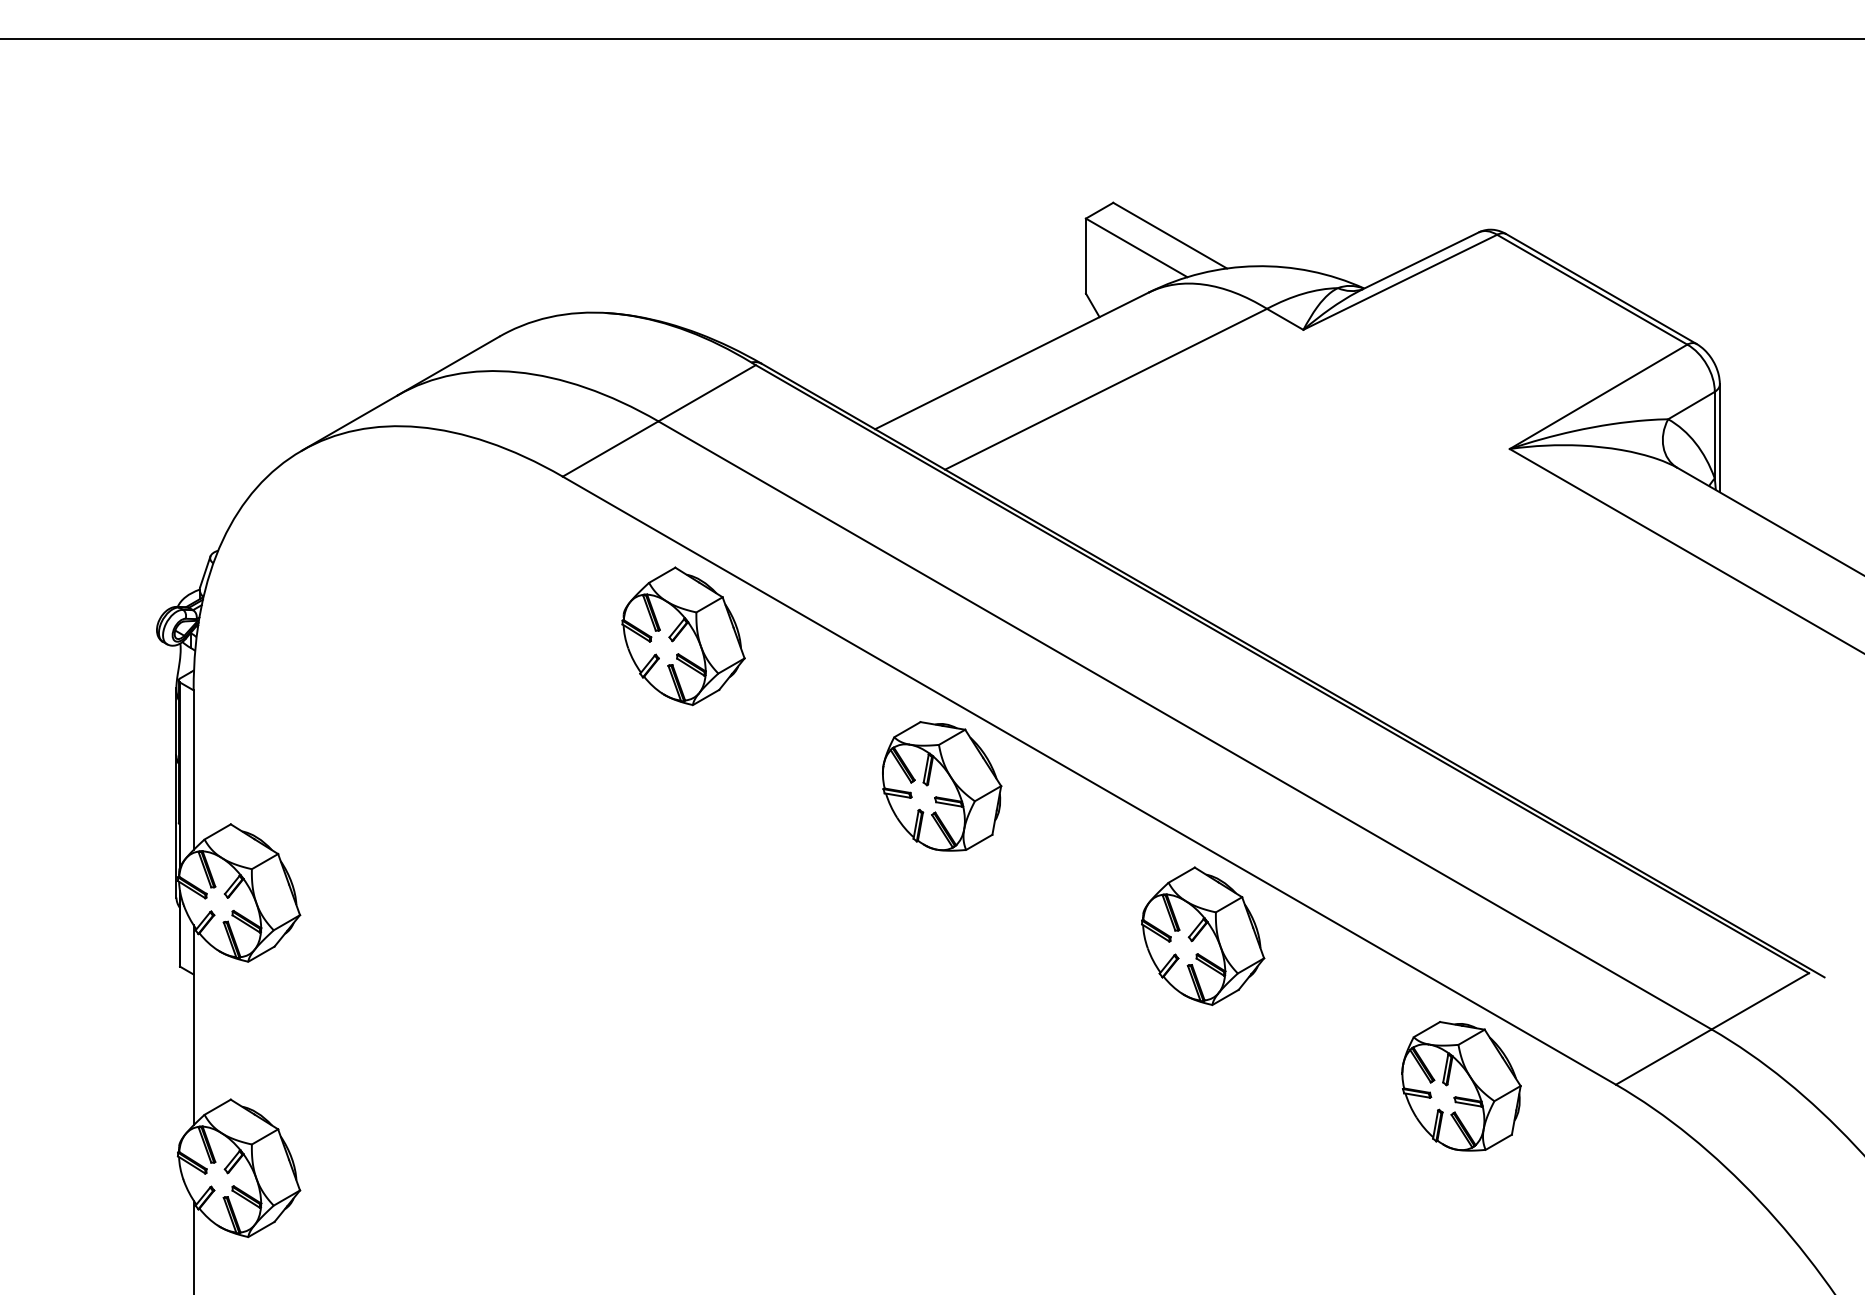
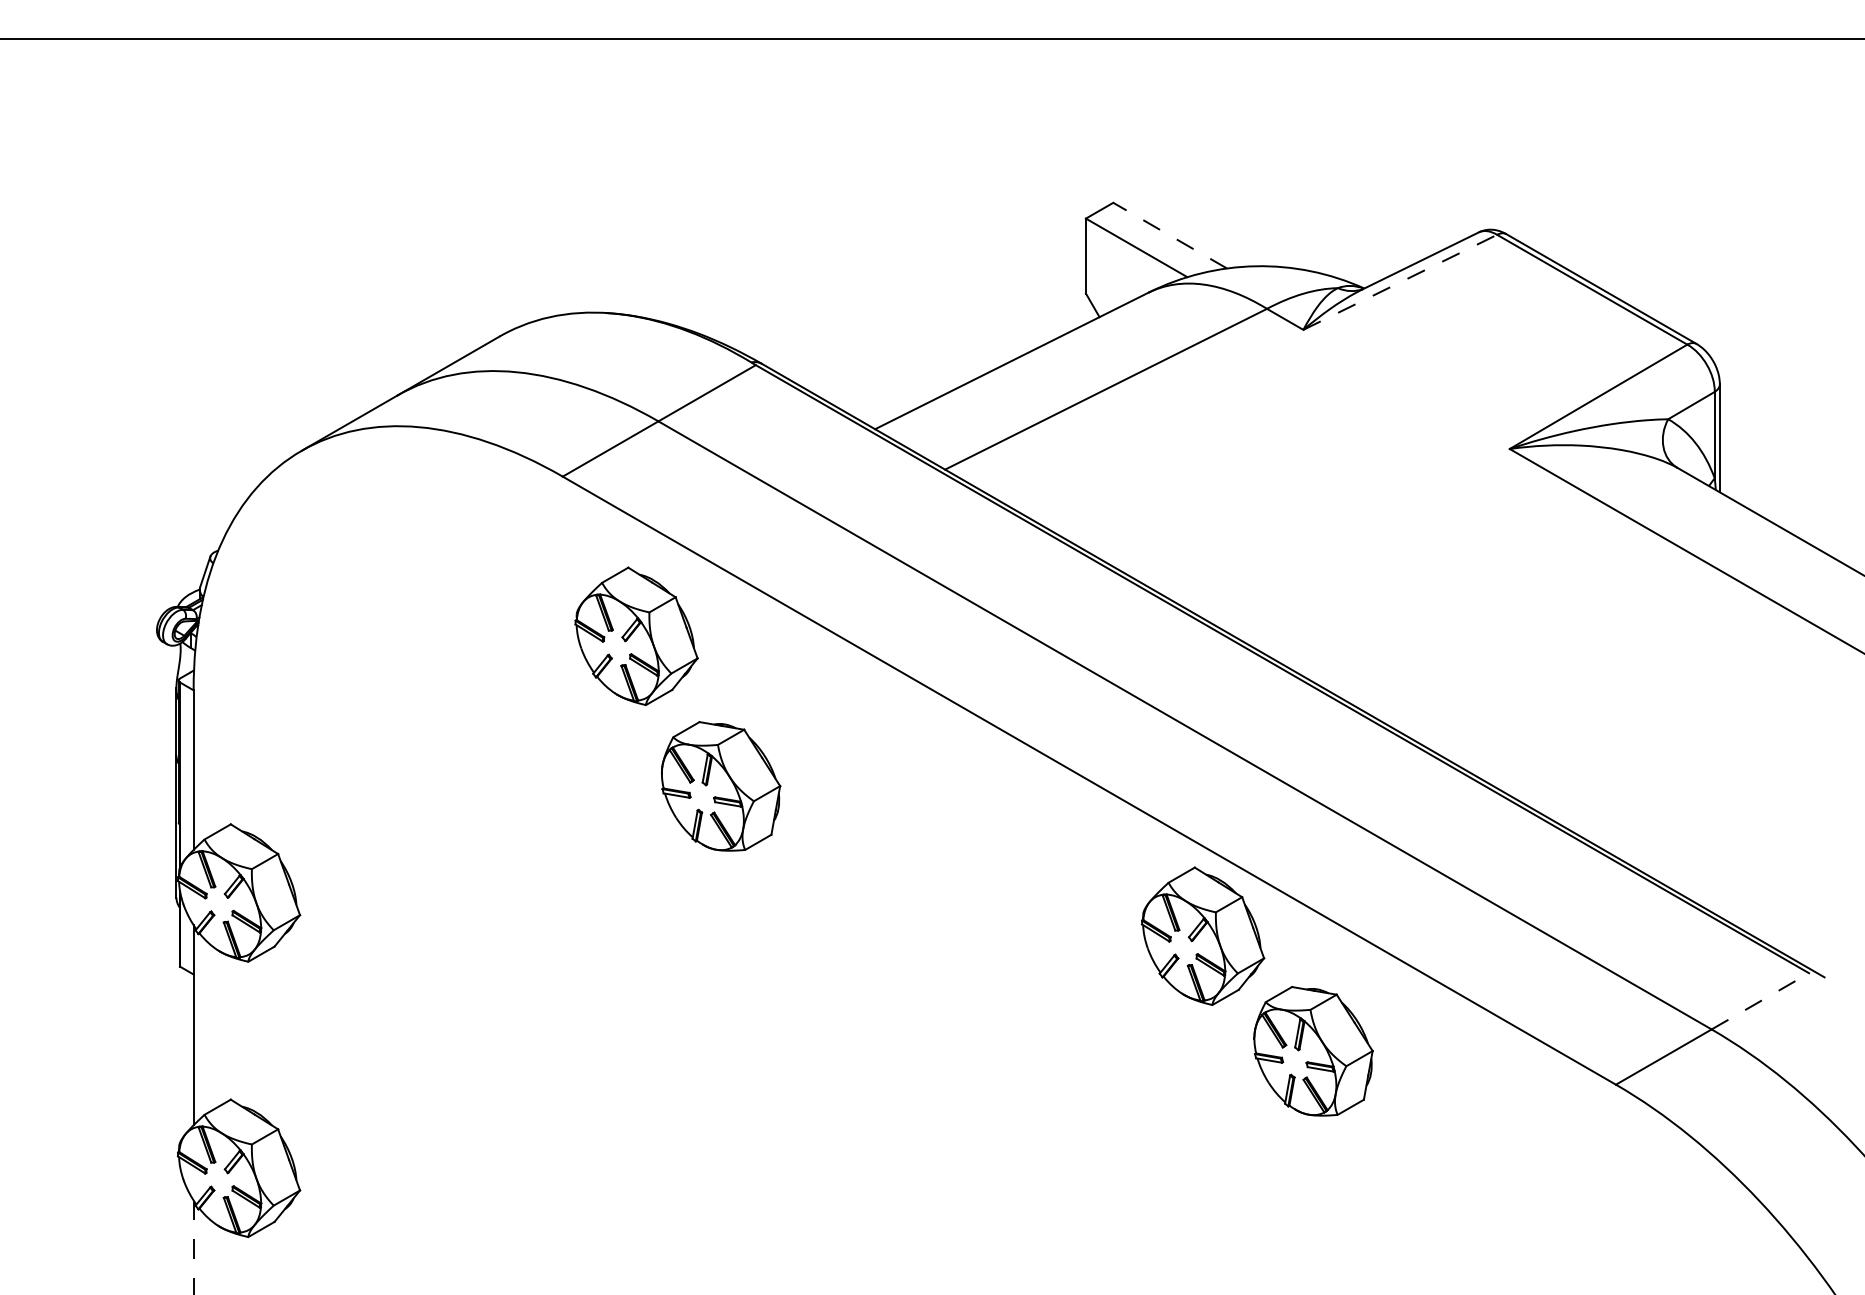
line: solid -> dashed (1170, 235)
line: solid -> dashed (1400, 282)
part position: (683, 636) -> (636, 636) (636, 636)
part position: (942, 786) -> (721, 786) (721, 786)
line: solid -> dashed (1760, 1001)
part position: (1461, 1086) -> (1313, 1051) (1313, 1051)
line: solid -> dashed (193, 1247)
